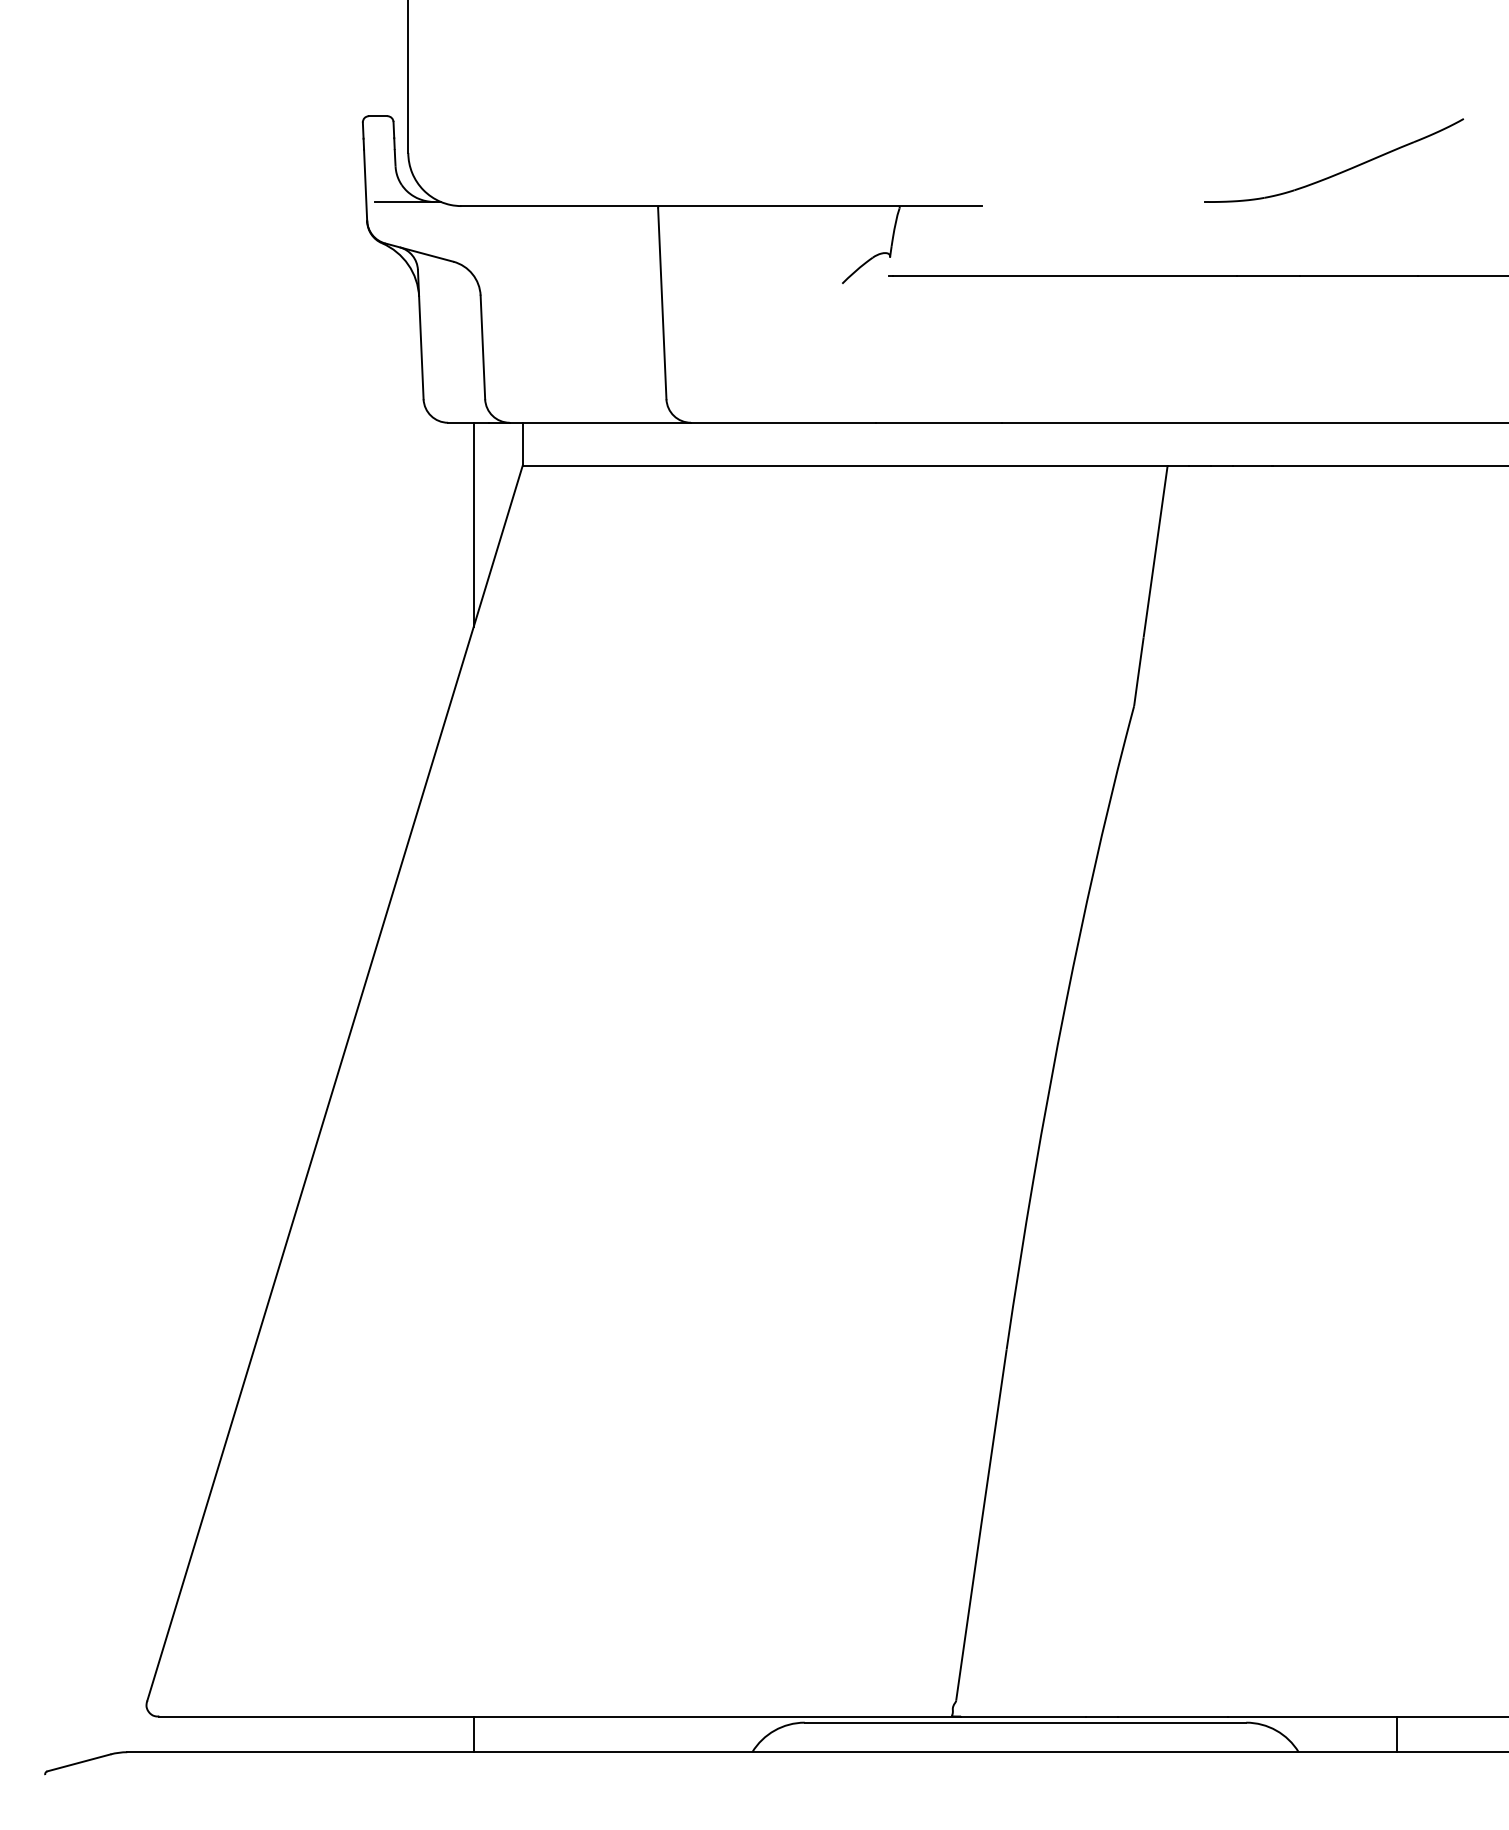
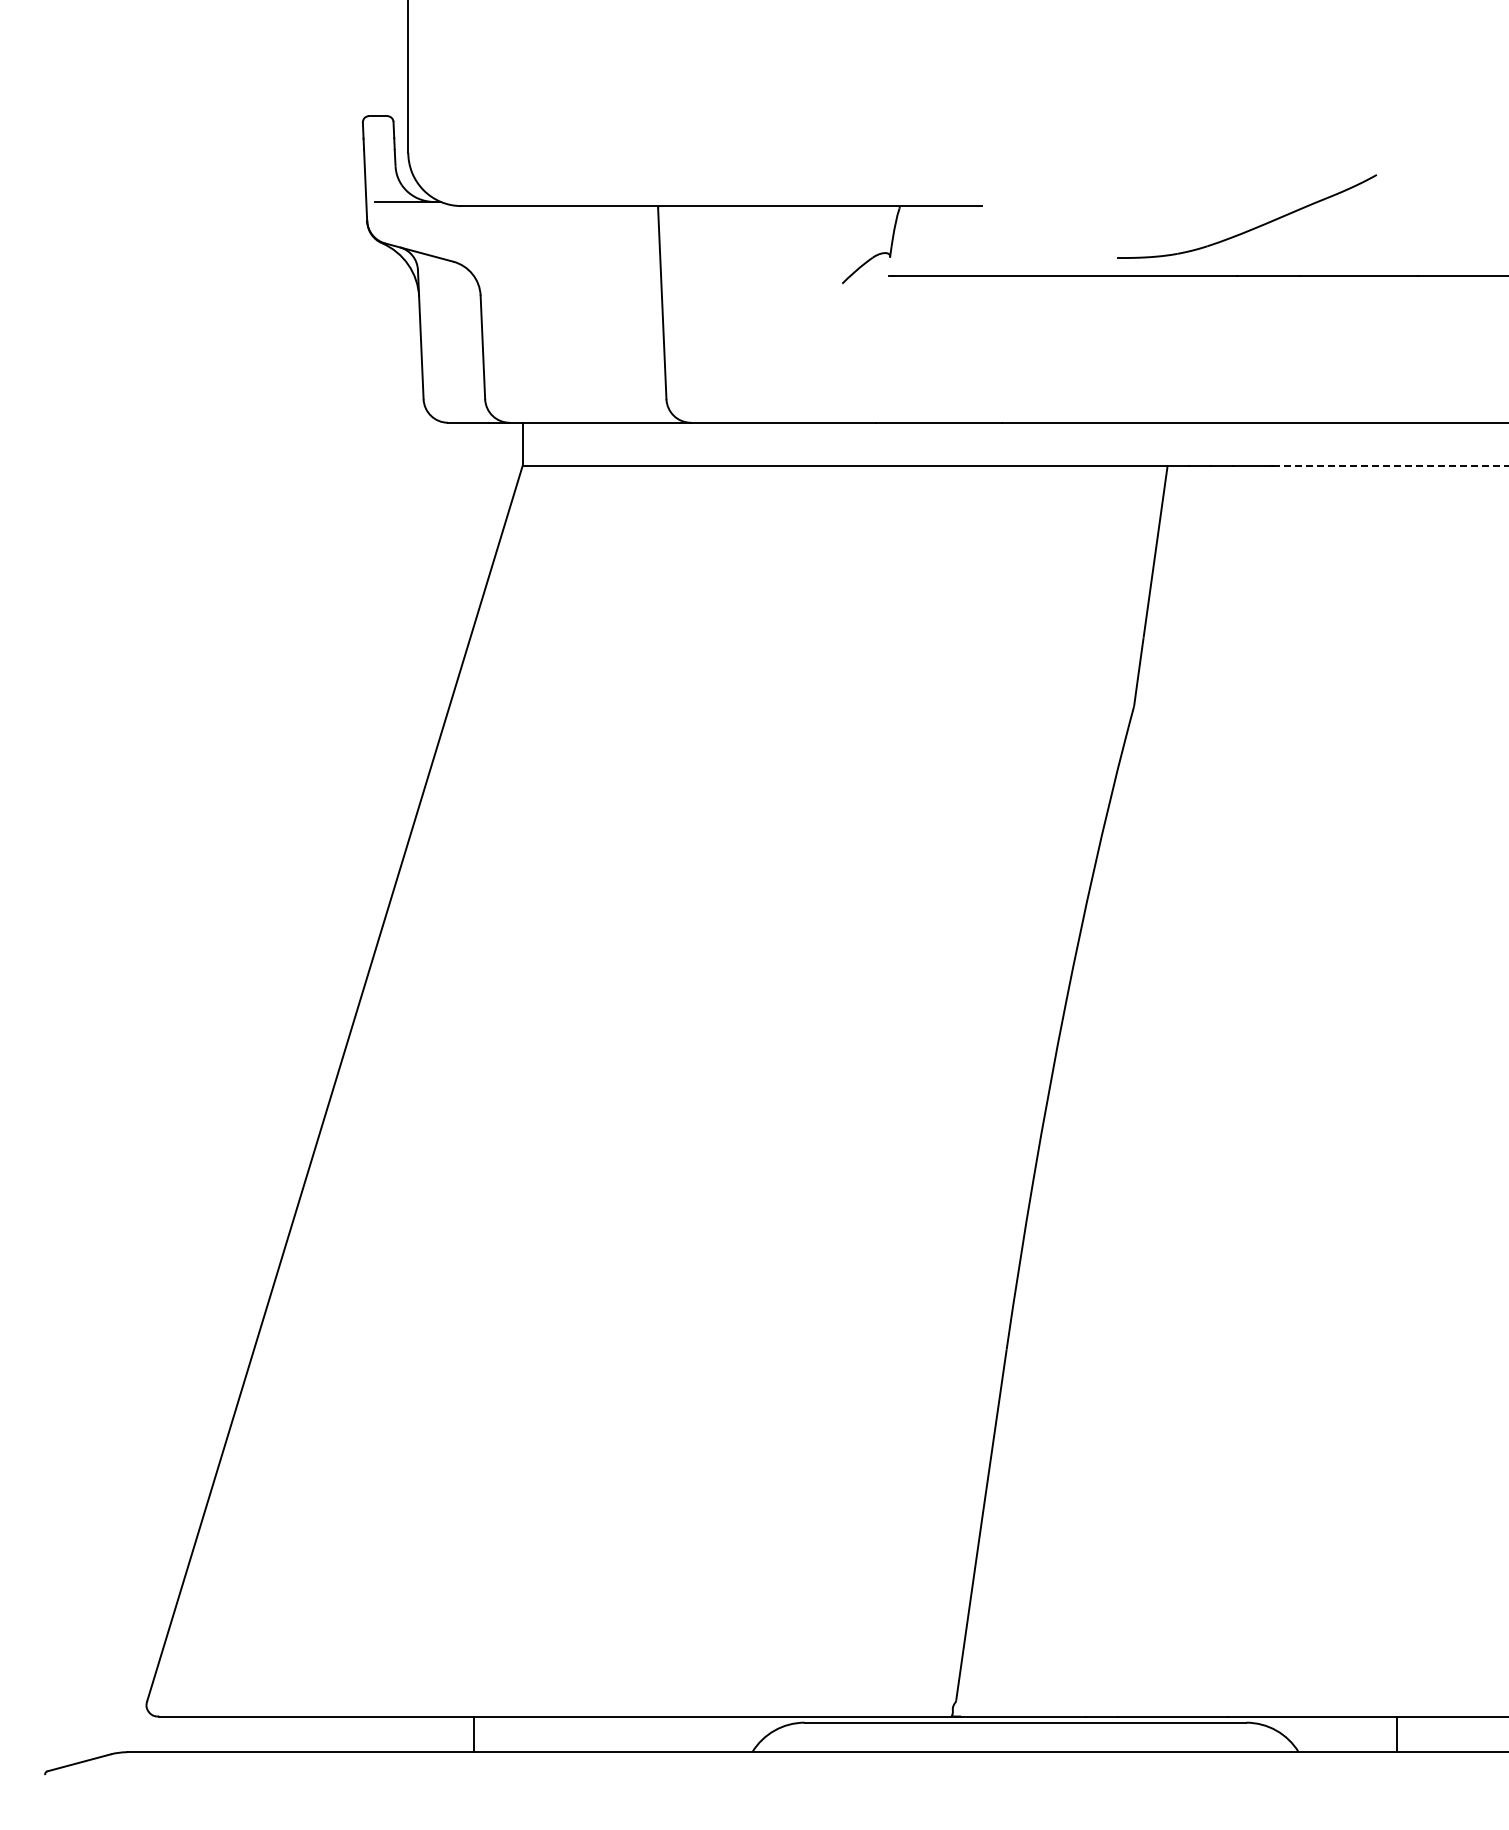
part position: (1338, 172) -> (1251, 228) (1251, 228)
line: solid -> dashed (1391, 465)
line: present -> none (473, 524)
